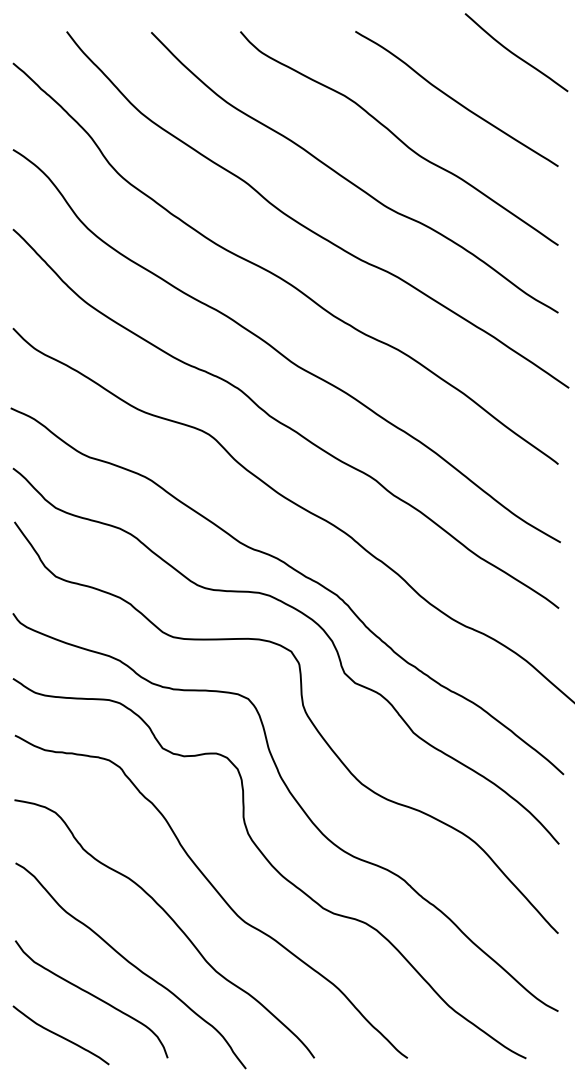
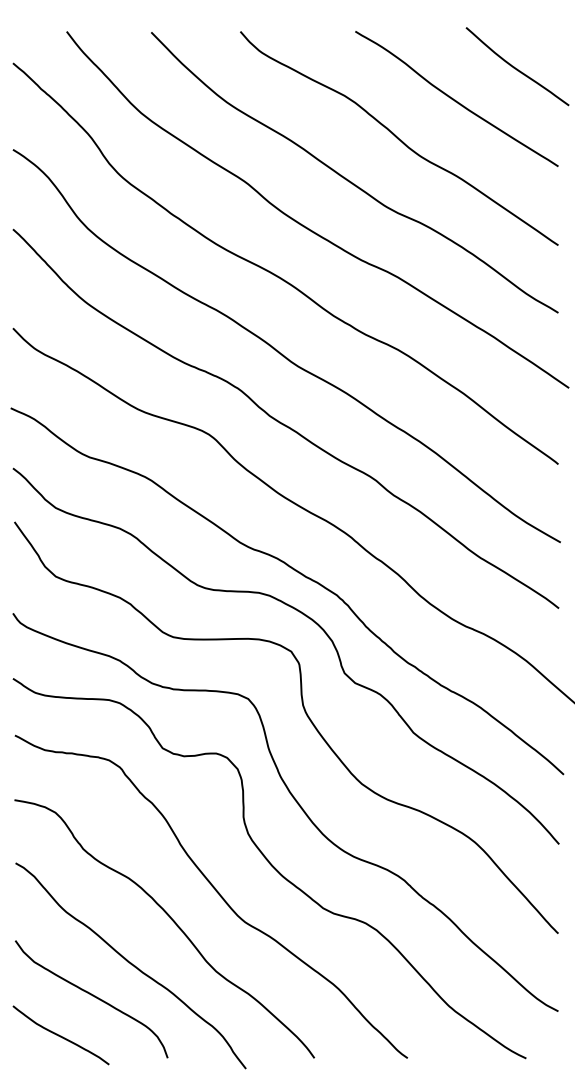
curve position: (516, 54) -> (517, 68) (517, 68)
